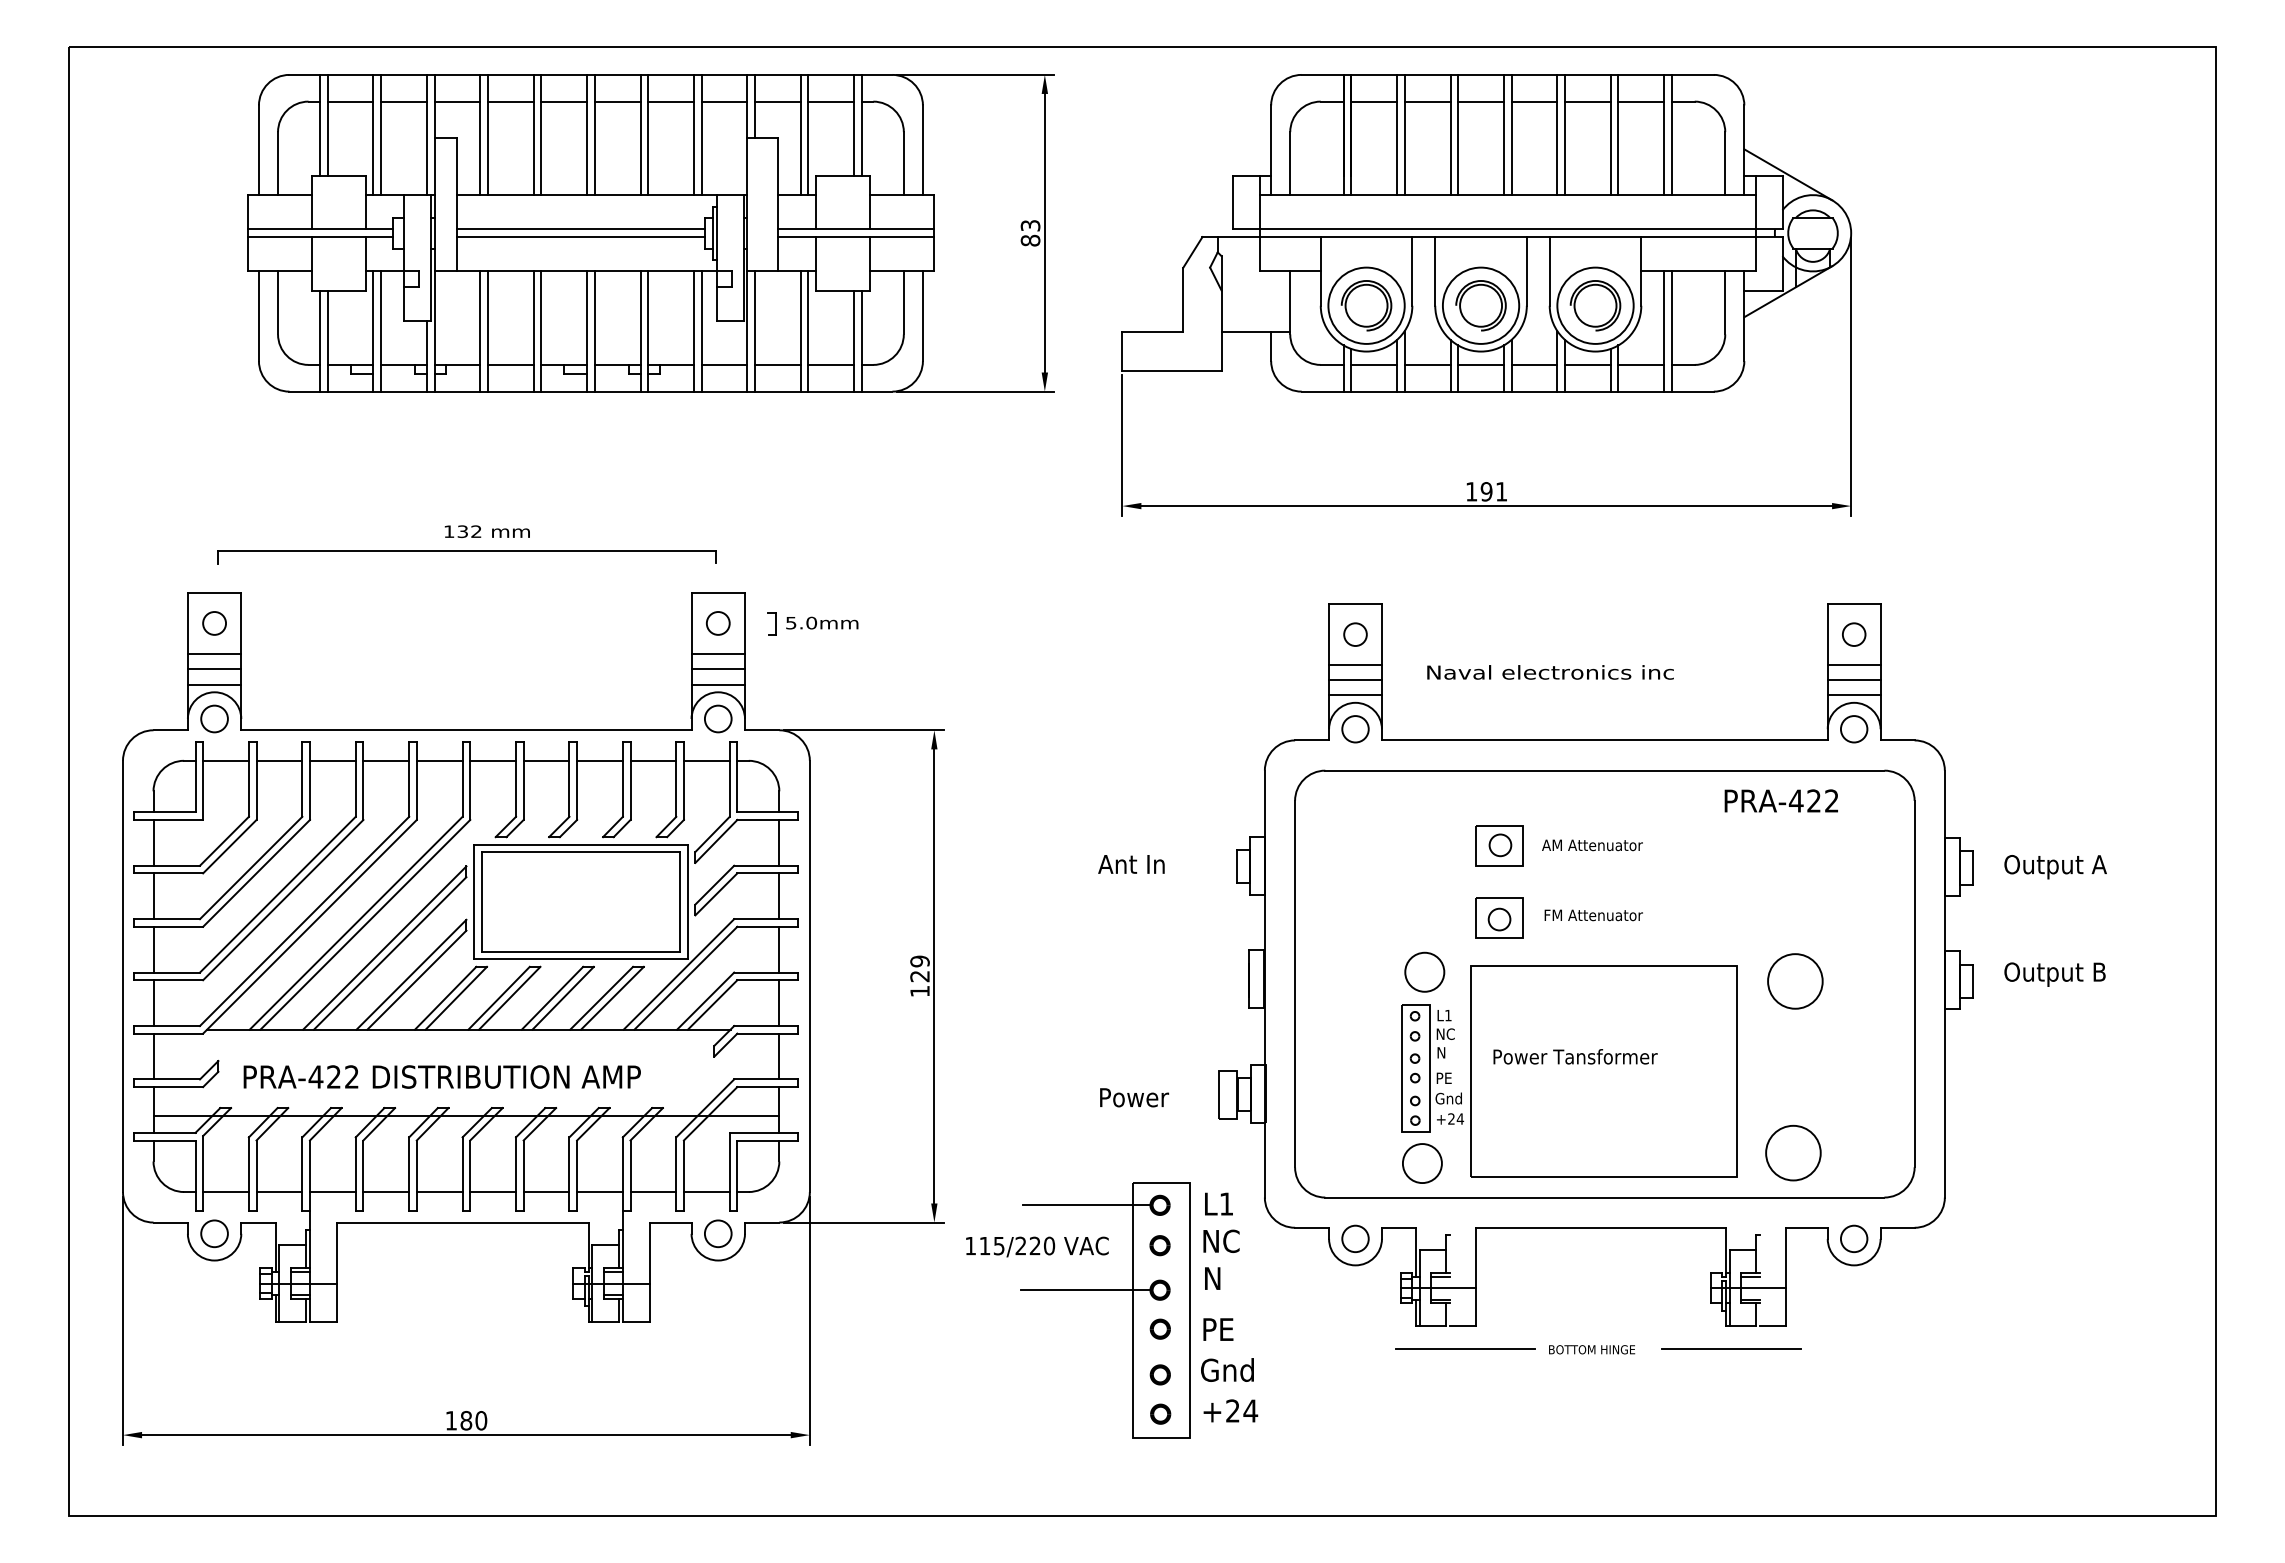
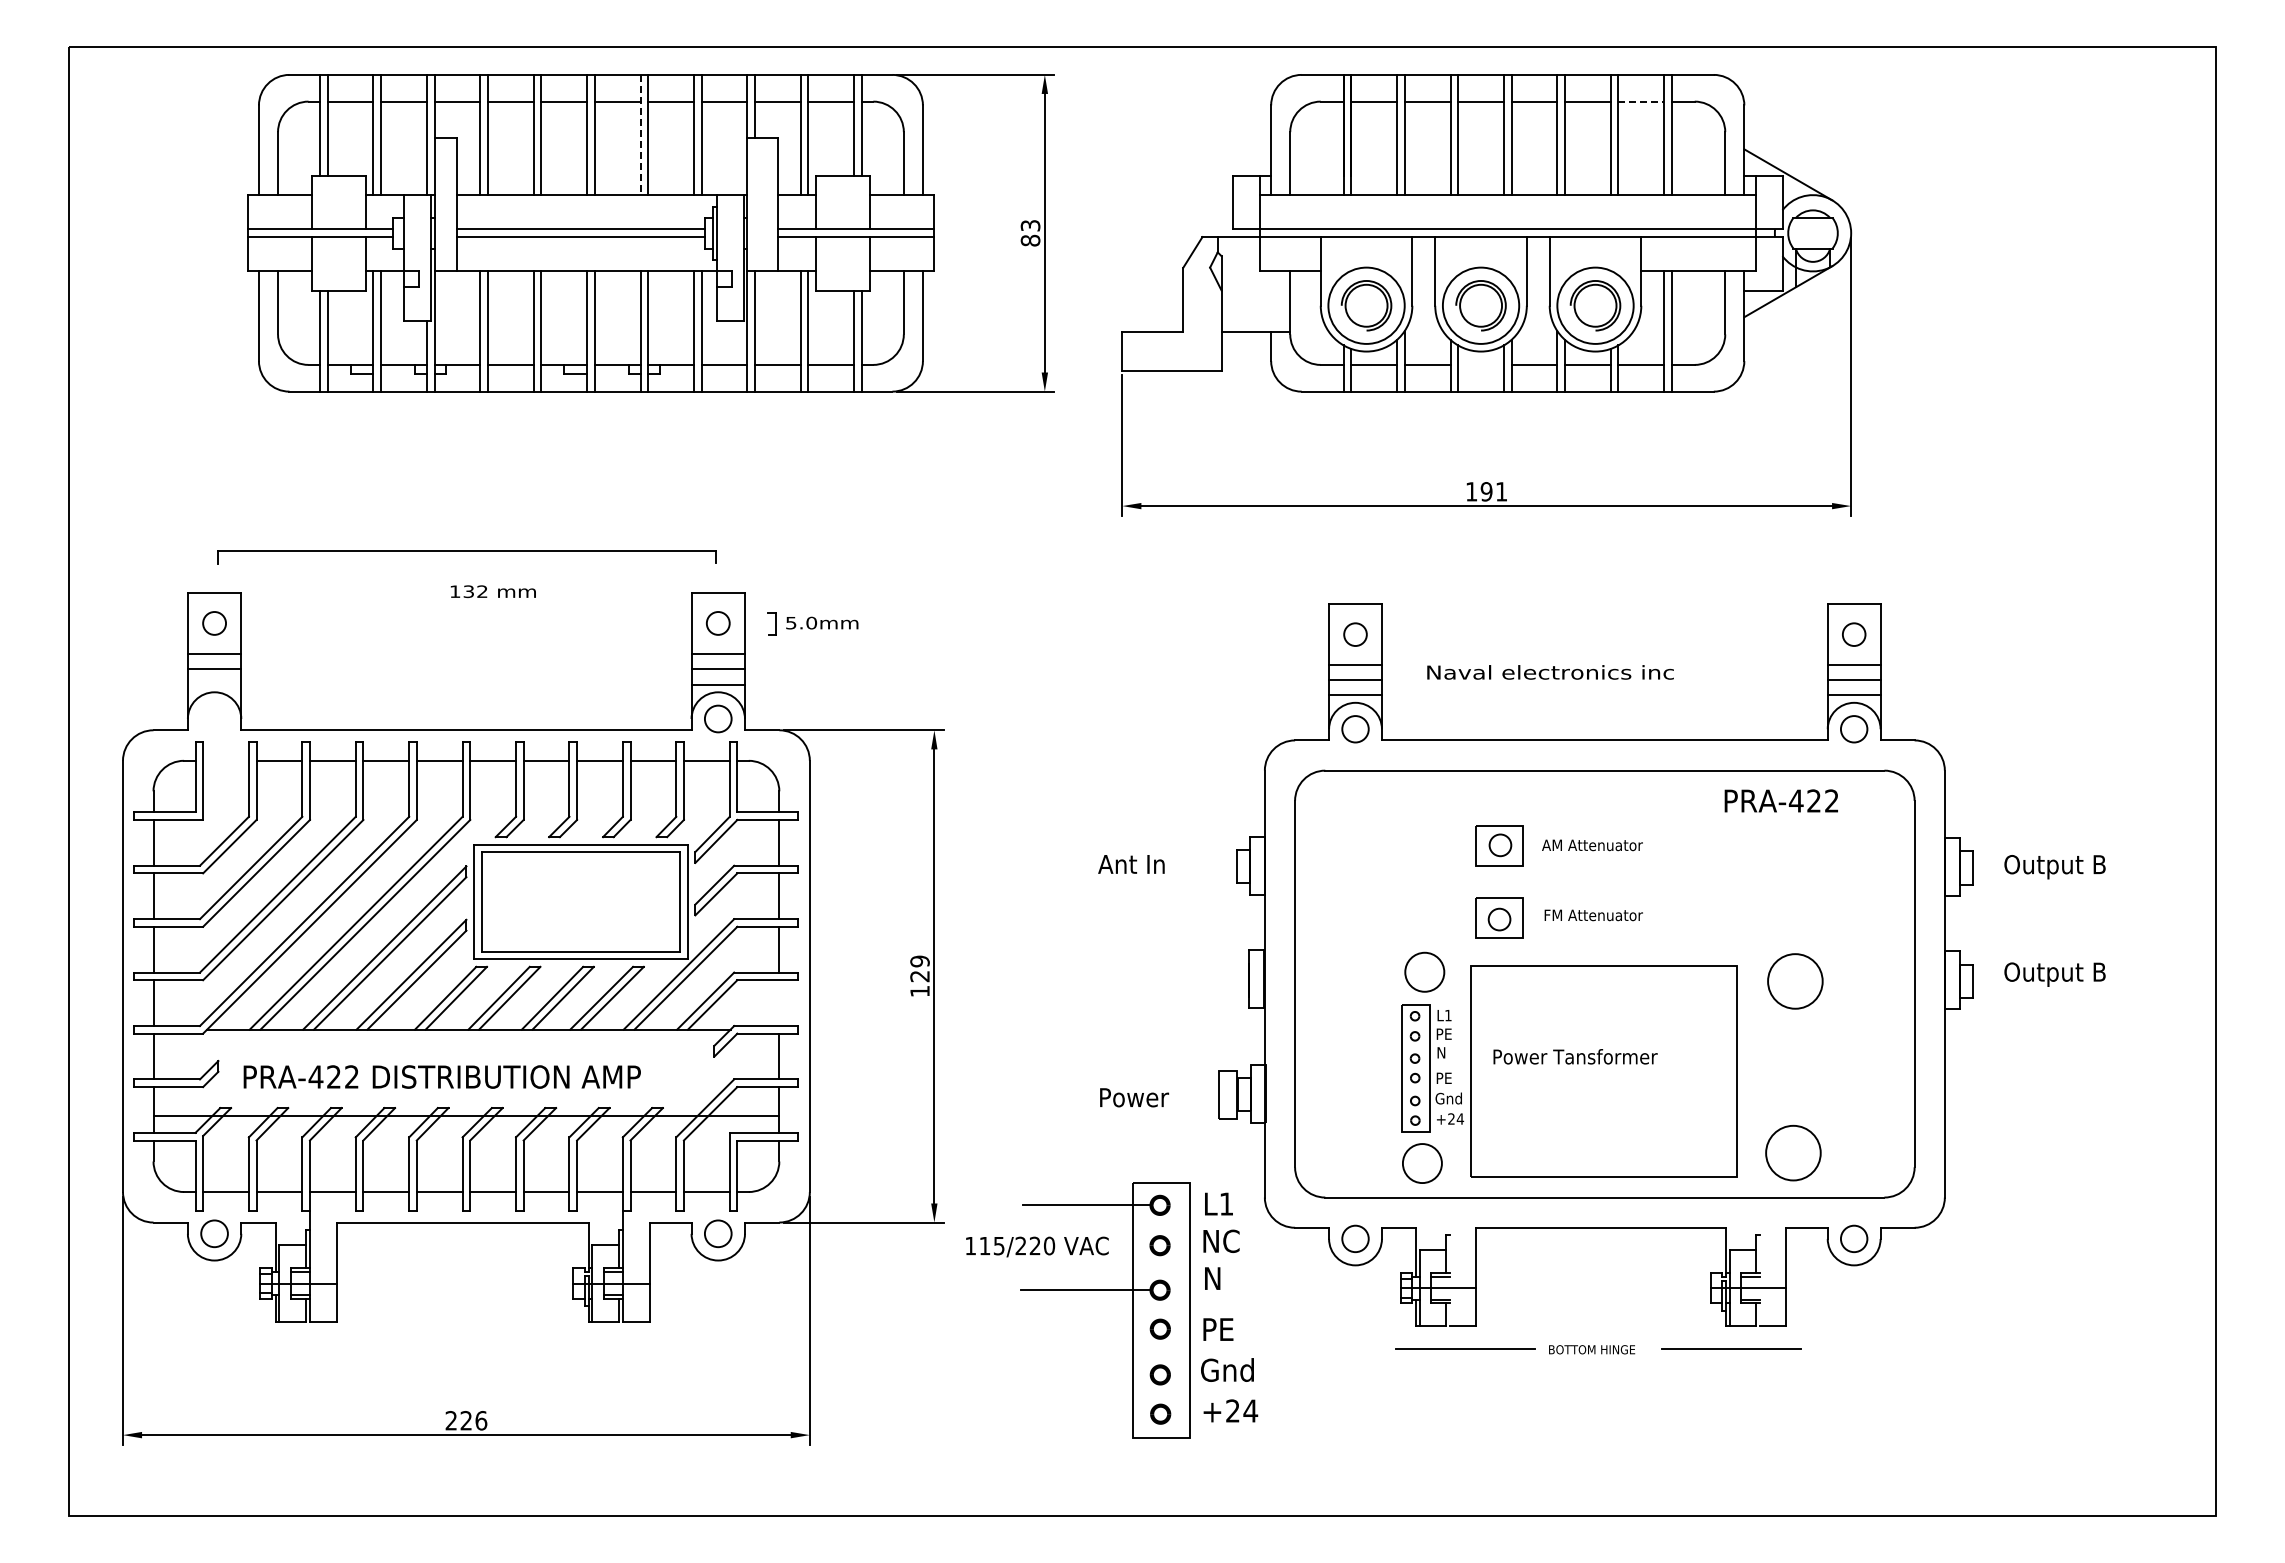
line: solid -> dashed (1641, 101)
line: solid -> dashed (640, 135)
line: present -> none (1480, 364)
text position: (486, 531) -> (492, 591) (492, 591)
line: present -> none (214, 684)
circle: present -> none (214, 718)
line: present -> none (225, 760)
text: Output A -> Output B (2098, 864)
line: present -> none (779, 1003)
text: NC -> PE (1446, 1033)
text: 180 -> 226 (466, 1420)
